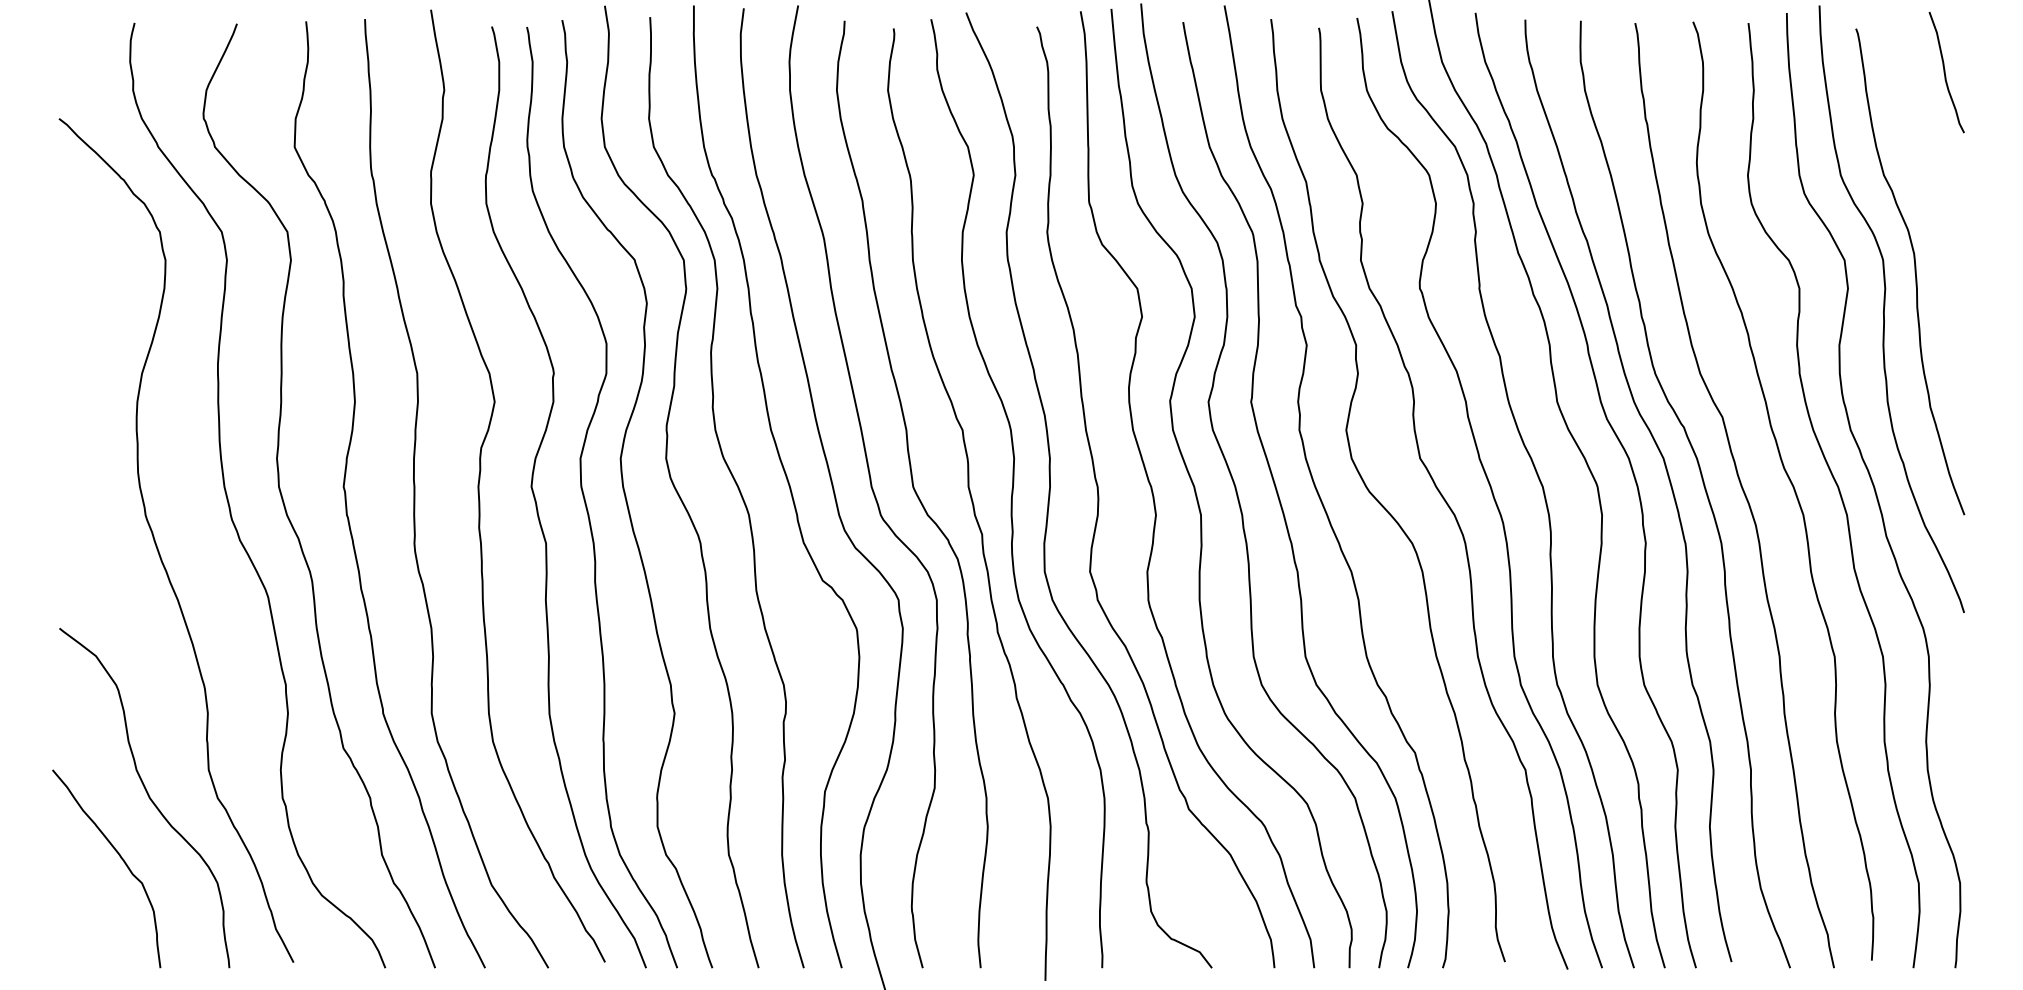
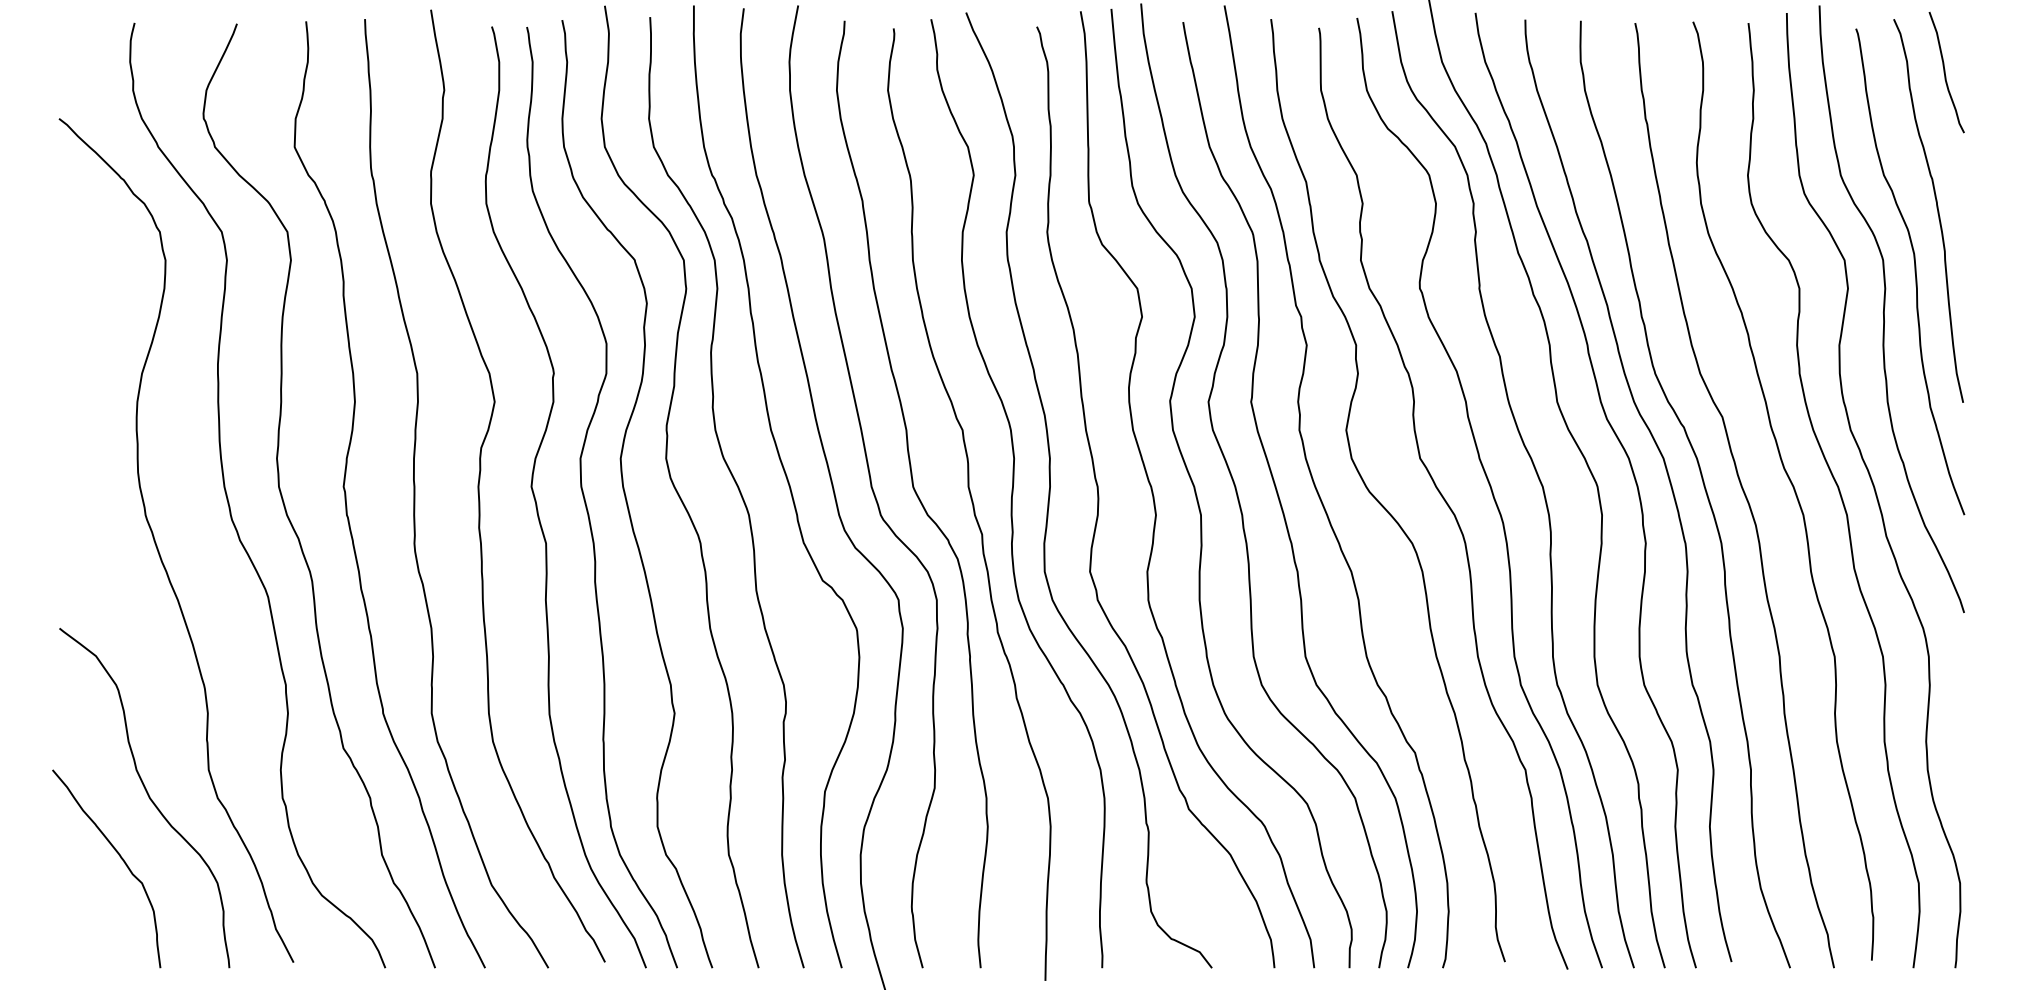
curve: none -> present (1936, 208)
